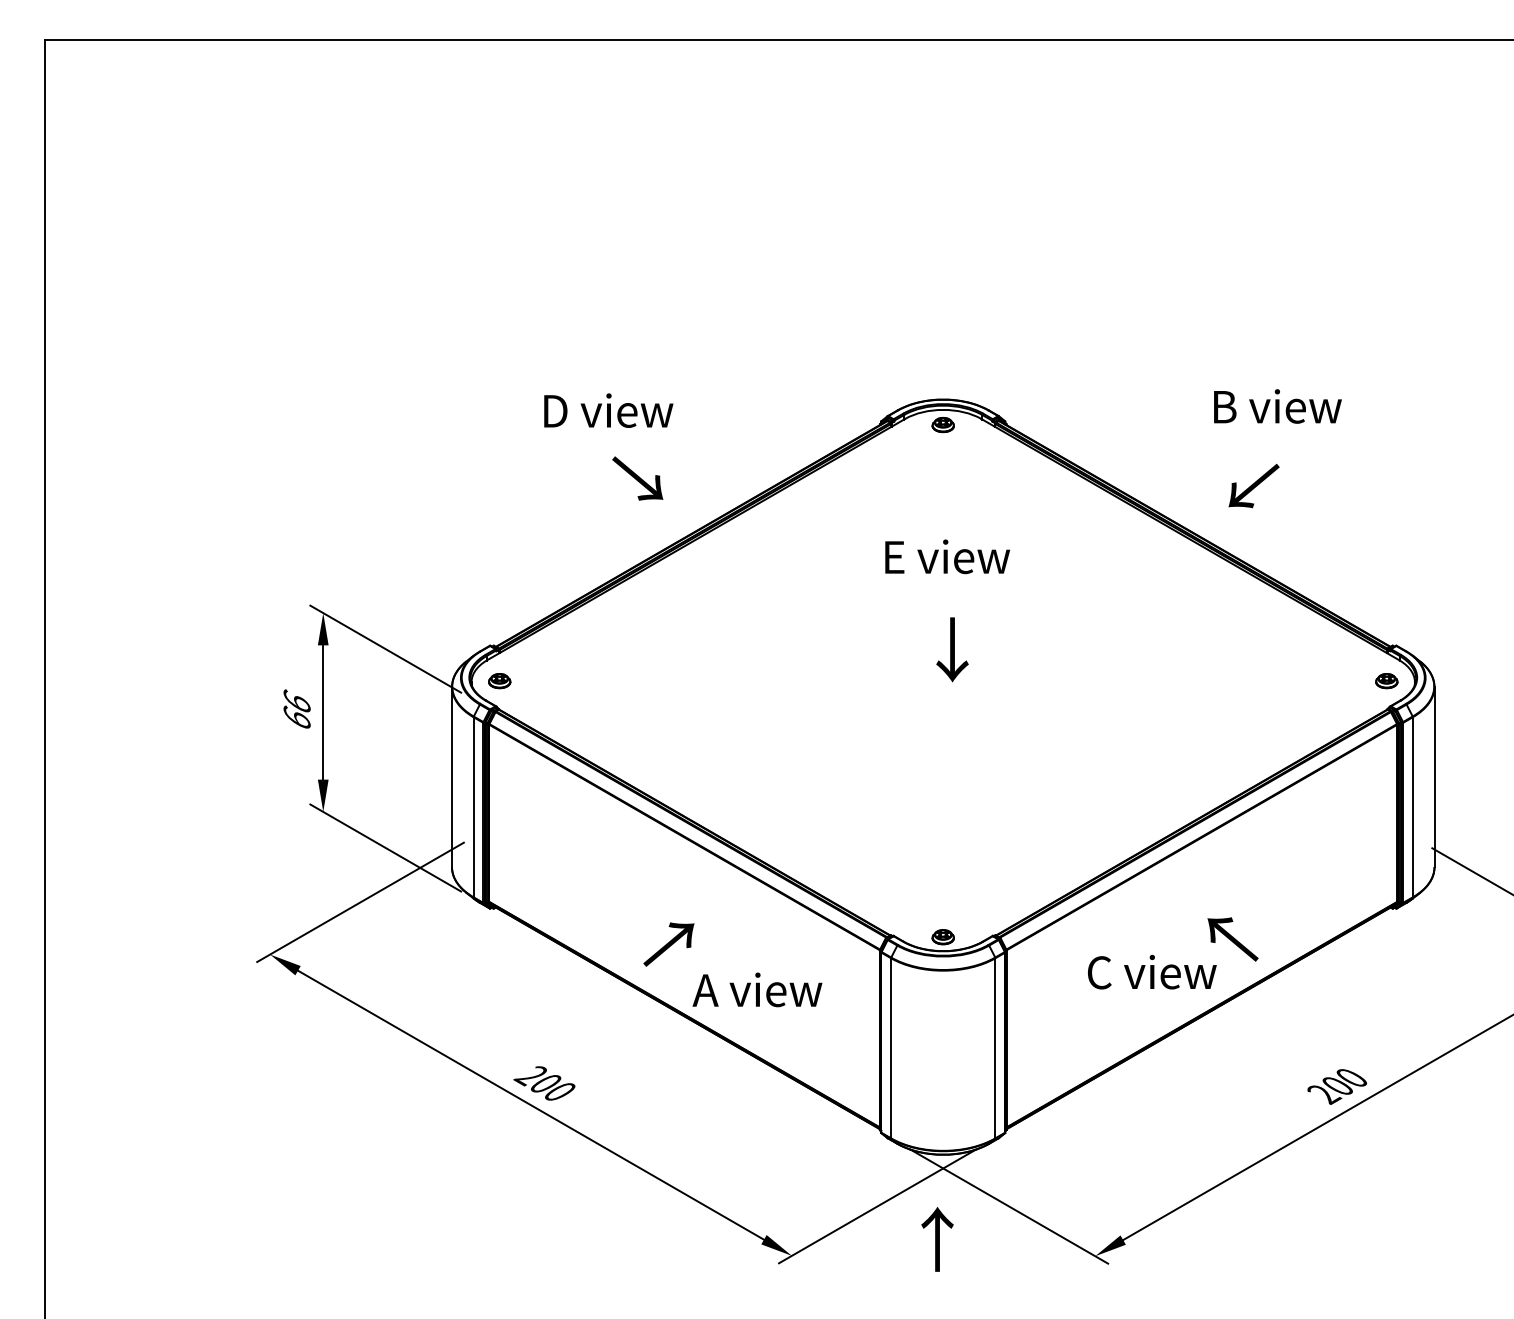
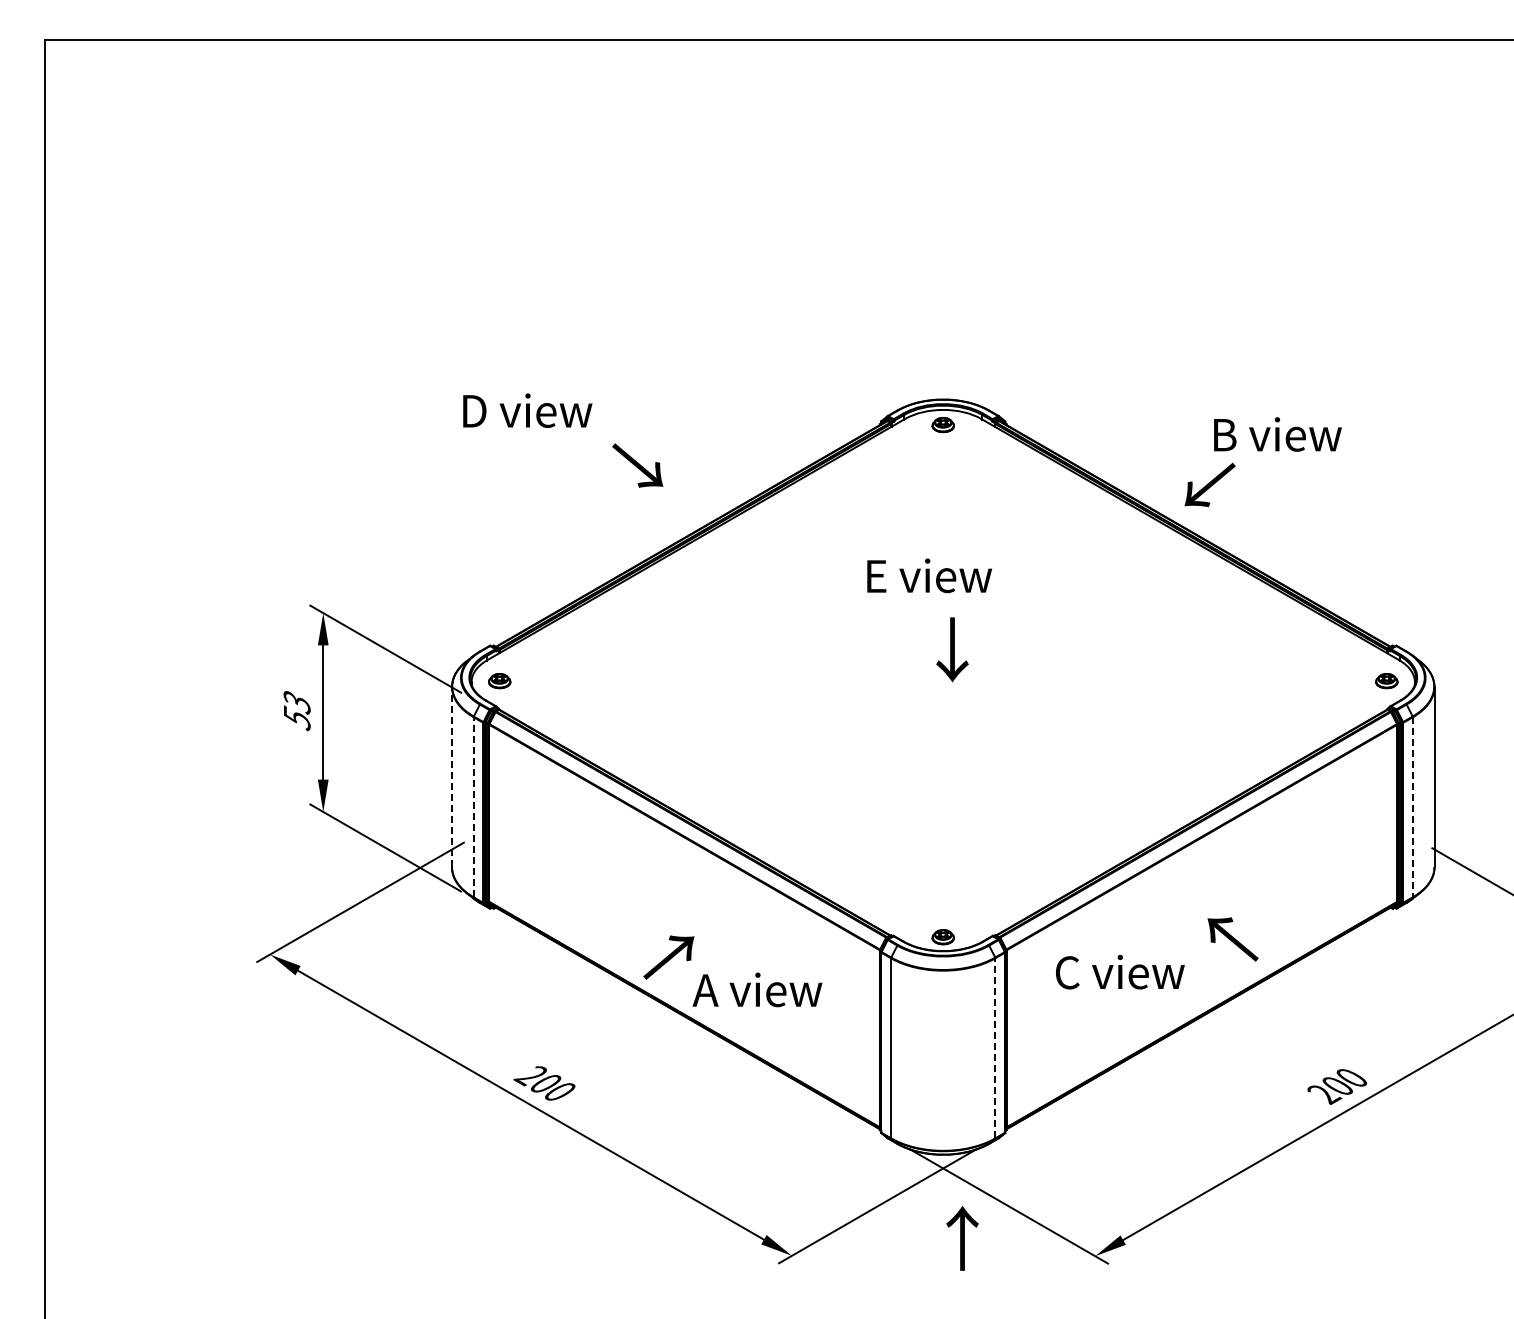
text position: (1277, 406) -> (1277, 434) (1277, 434)
text position: (608, 410) -> (527, 410) (527, 410)
text position: (637, 478) -> (637, 465) (637, 465)
text position: (1253, 485) -> (1209, 484) (1209, 484)
text position: (947, 556) -> (929, 575) (929, 575)
text: 66 -> 53 (296, 710)
line: solid -> dashed (452, 776)
line: solid -> dashed (473, 806)
line: solid -> dashed (1412, 807)
text position: (668, 944) -> (668, 957) (668, 957)
text position: (1152, 971) -> (1120, 971) (1120, 971)
line: solid -> dashed (995, 1047)
text position: (937, 1239) -> (962, 1238) (962, 1238)
